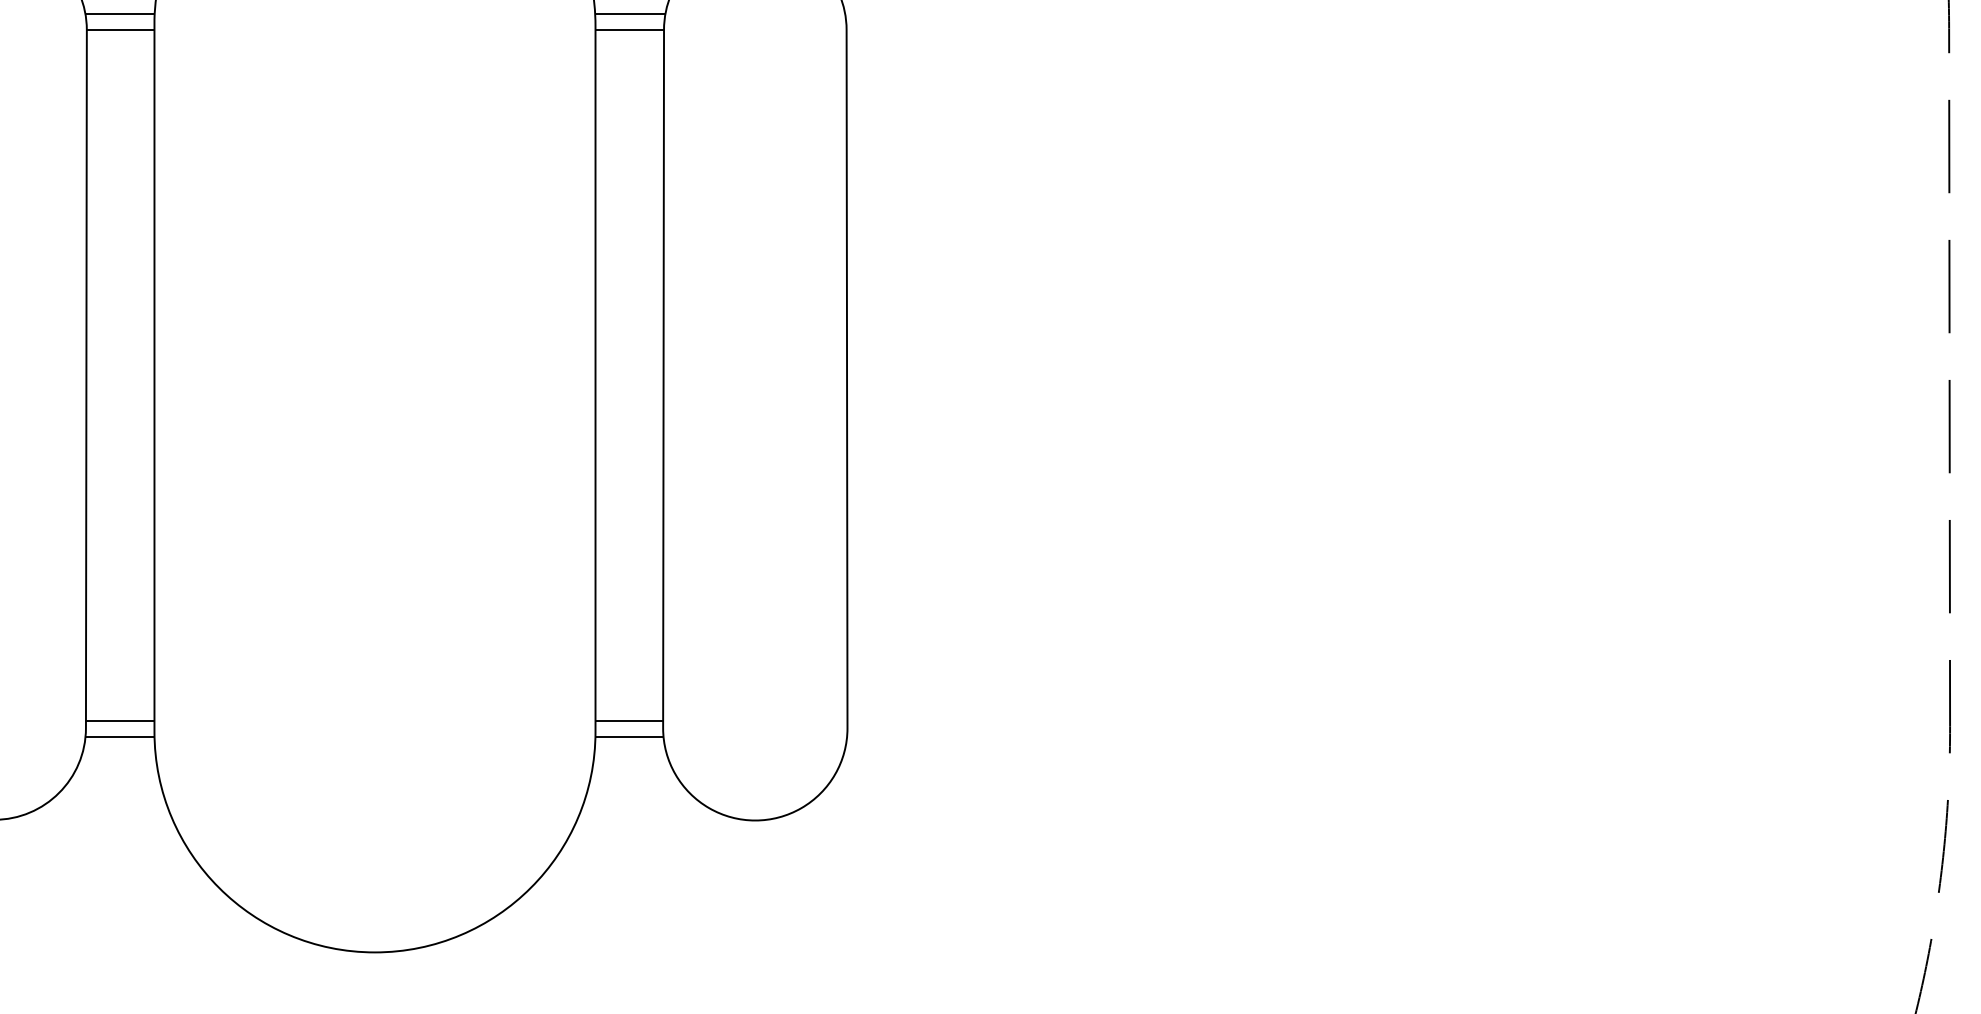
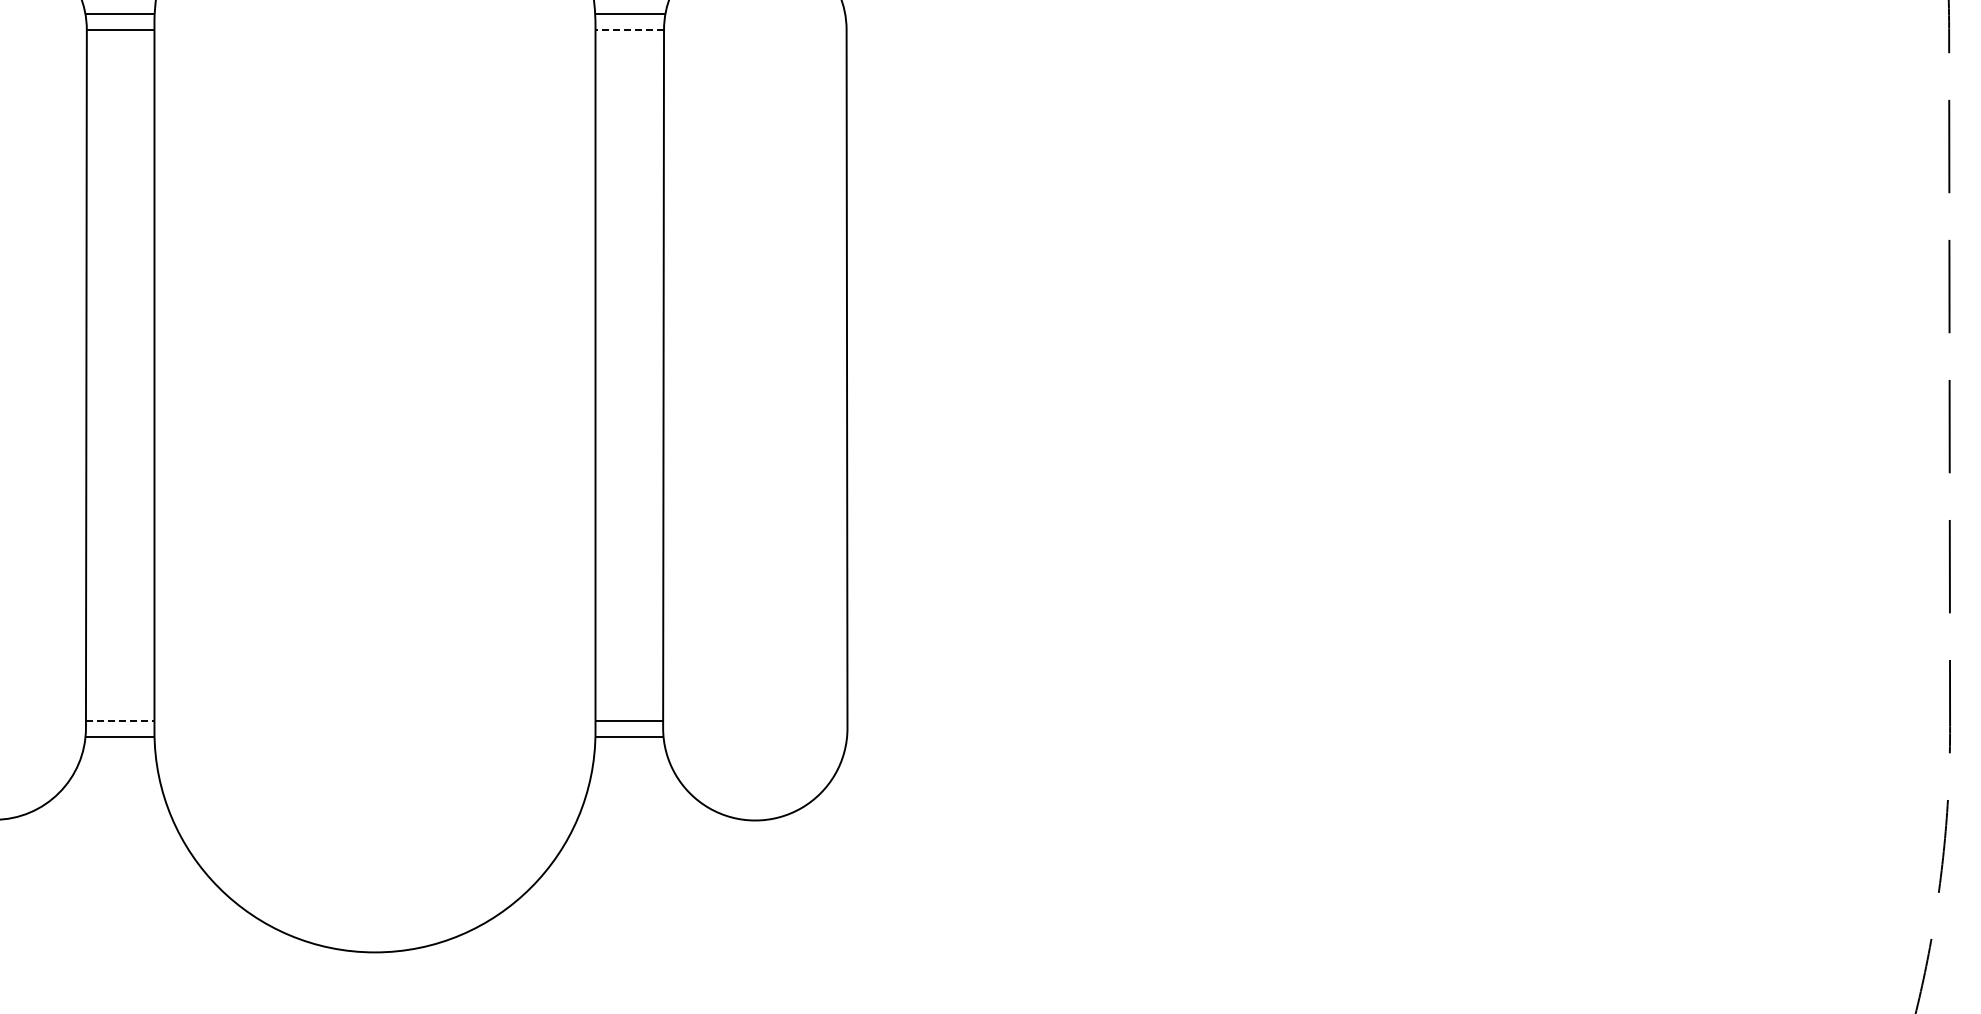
line: solid -> dashed (629, 29)
line: solid -> dashed (120, 720)
